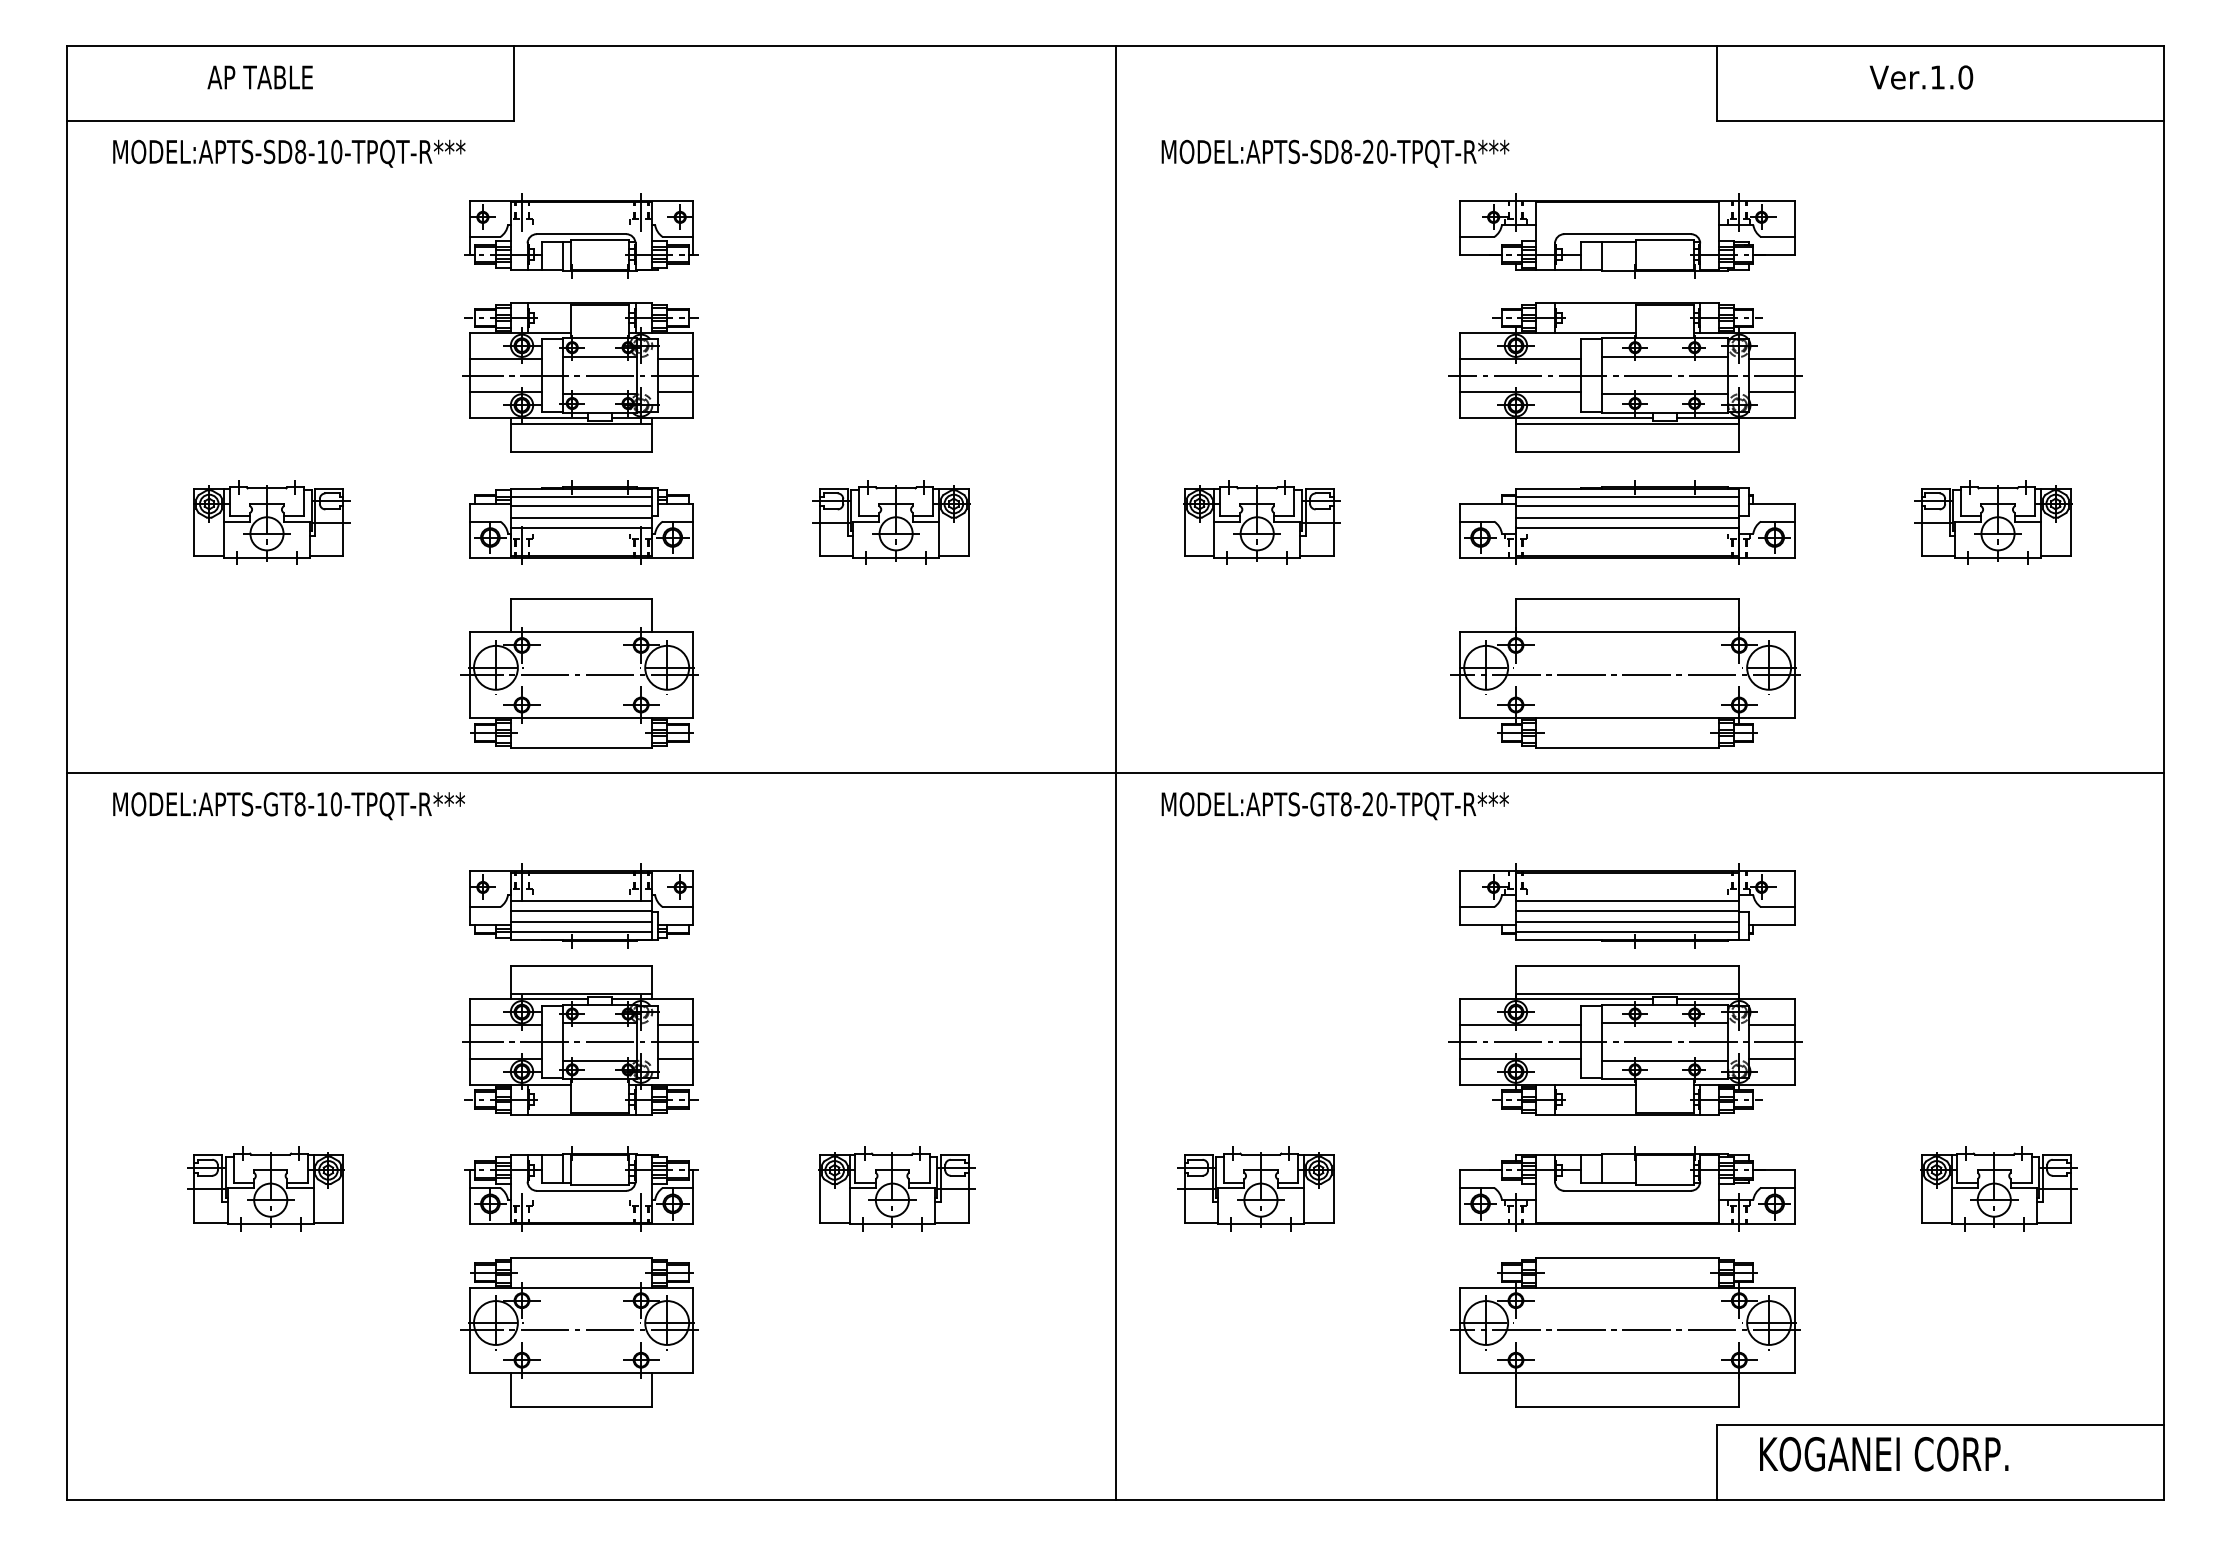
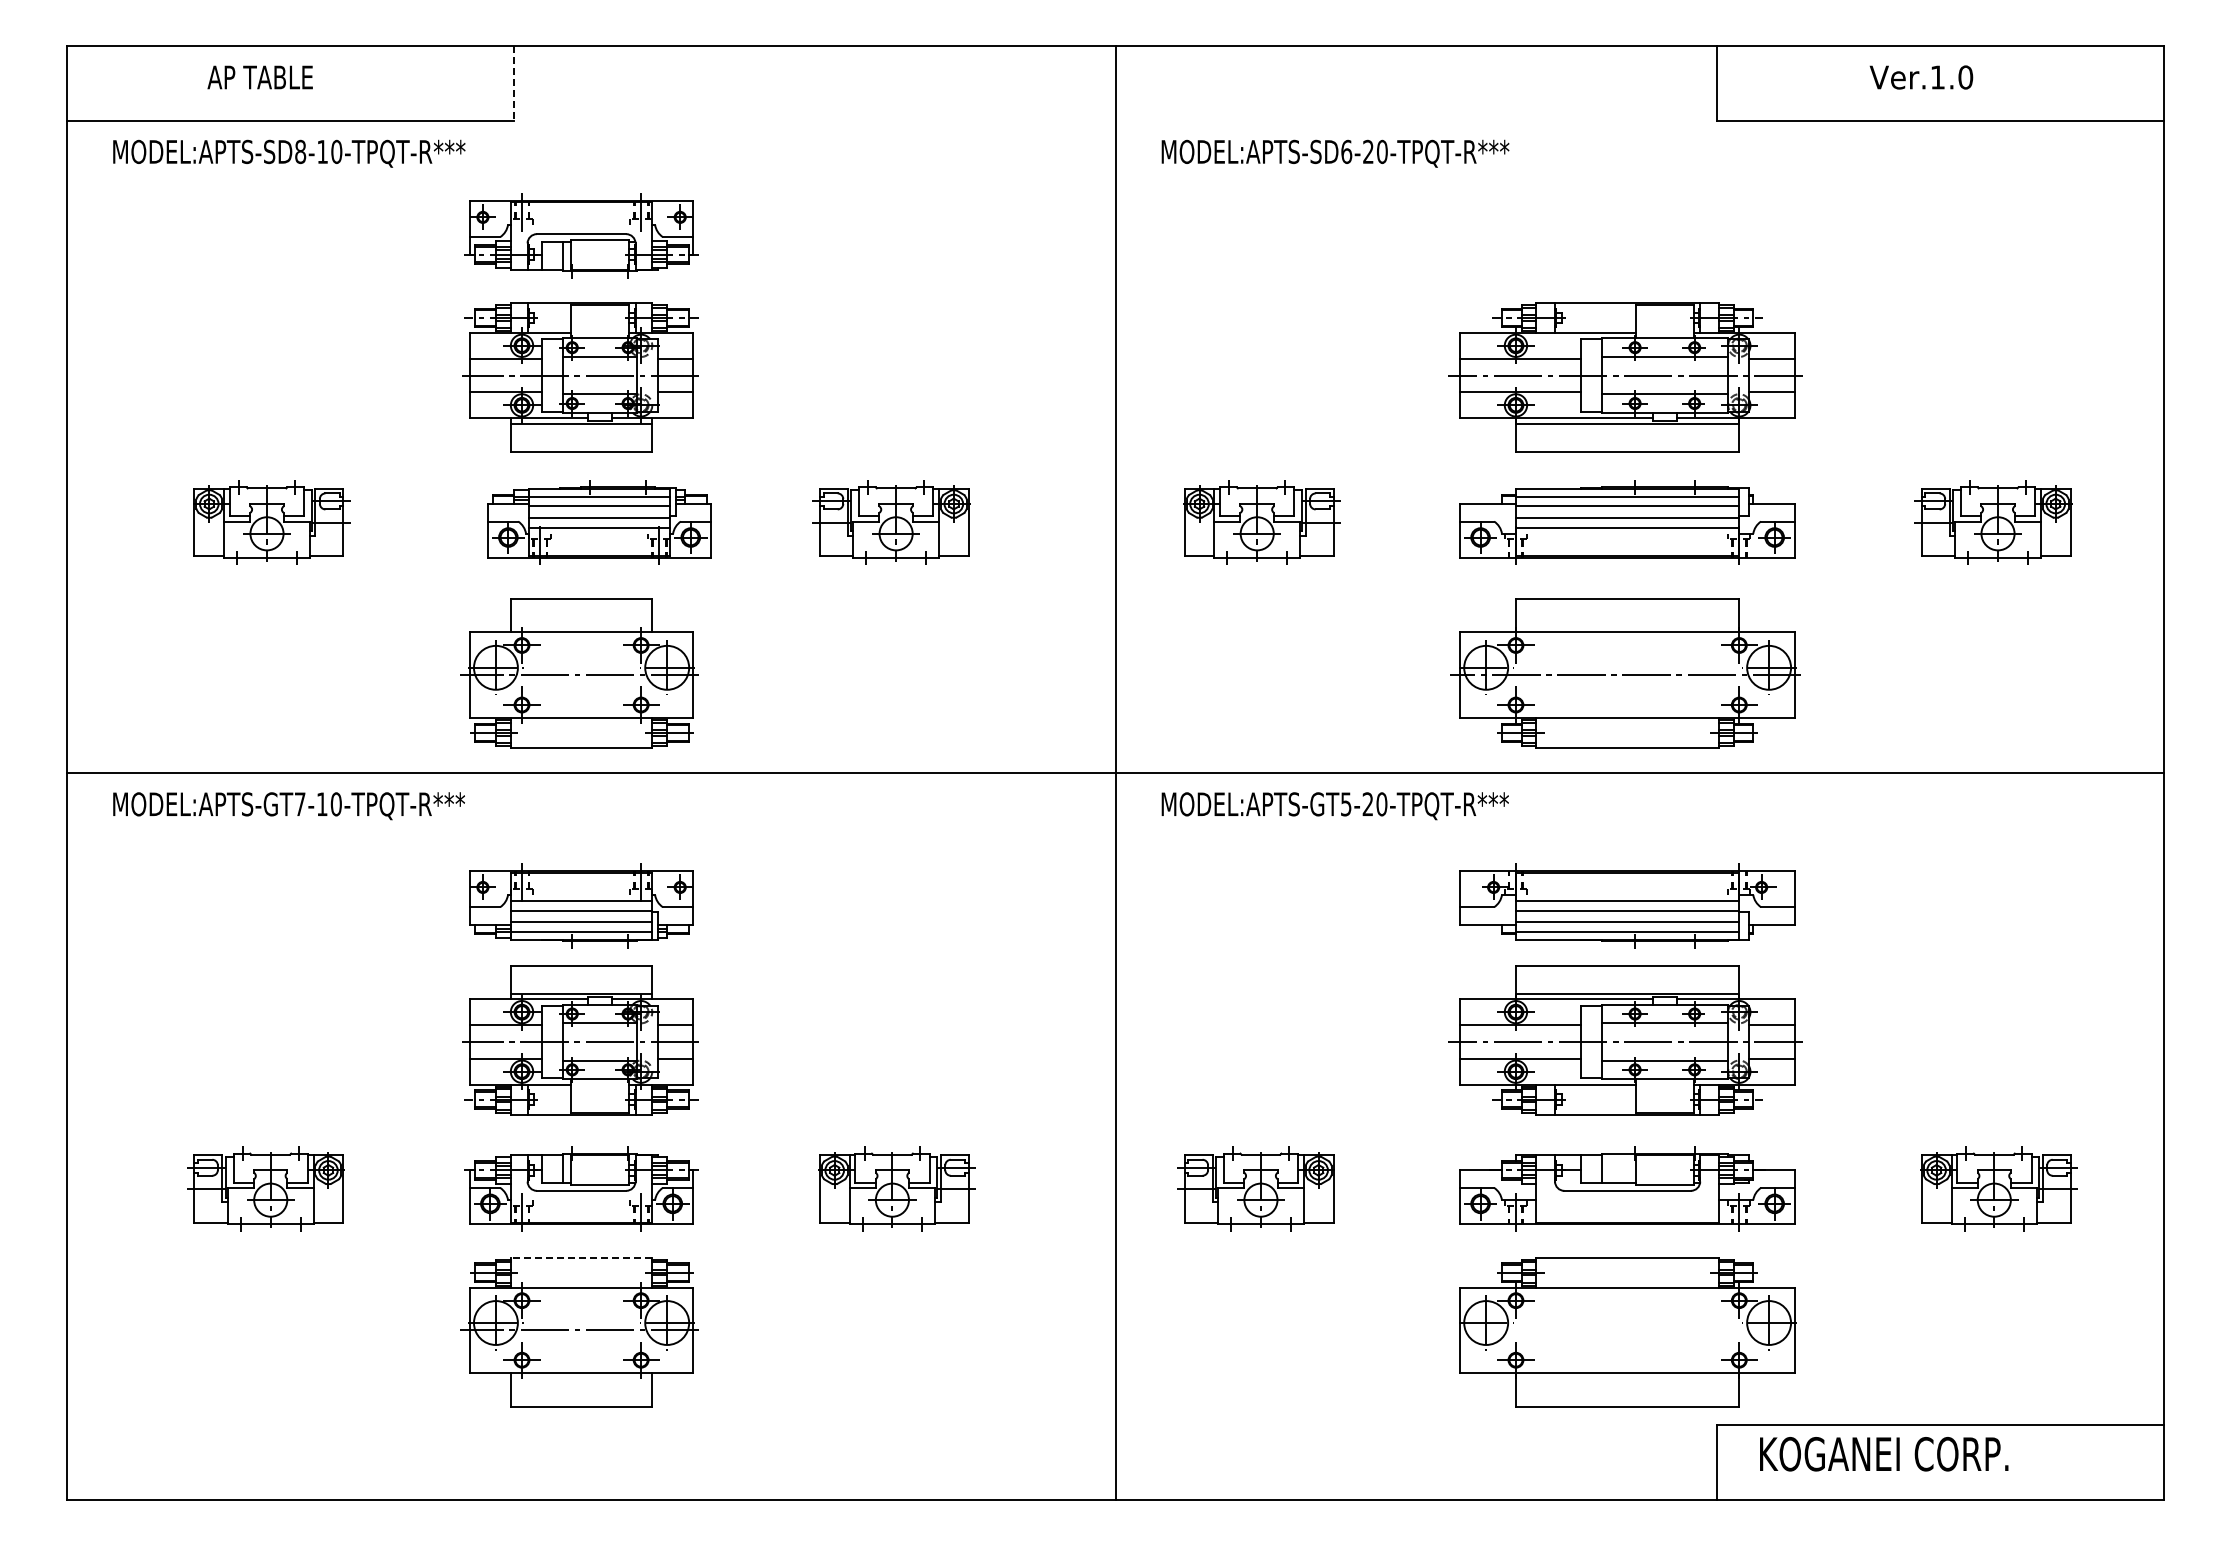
line: solid -> dashed (513, 83)
text: MODEL:APTS-SD8-20-TPQT-R*** -> MODEL:APTS-SD6-20-TPQT-R*** (1346, 151)
part: present -> none (1627, 235)
part position: (581, 522) -> (599, 522) (599, 522)
text: MODEL:APTS-GT8-10-TPQT-R*** -> MODEL:APTS-GT7-10-TPQT-R*** (299, 804)
text: MODEL:APTS-GT8-20-TPQT-R*** -> MODEL:APTS-GT5-20-TPQT-R*** (1345, 804)
line: solid -> dashed (581, 1257)
line: present -> none (1625, 1330)
